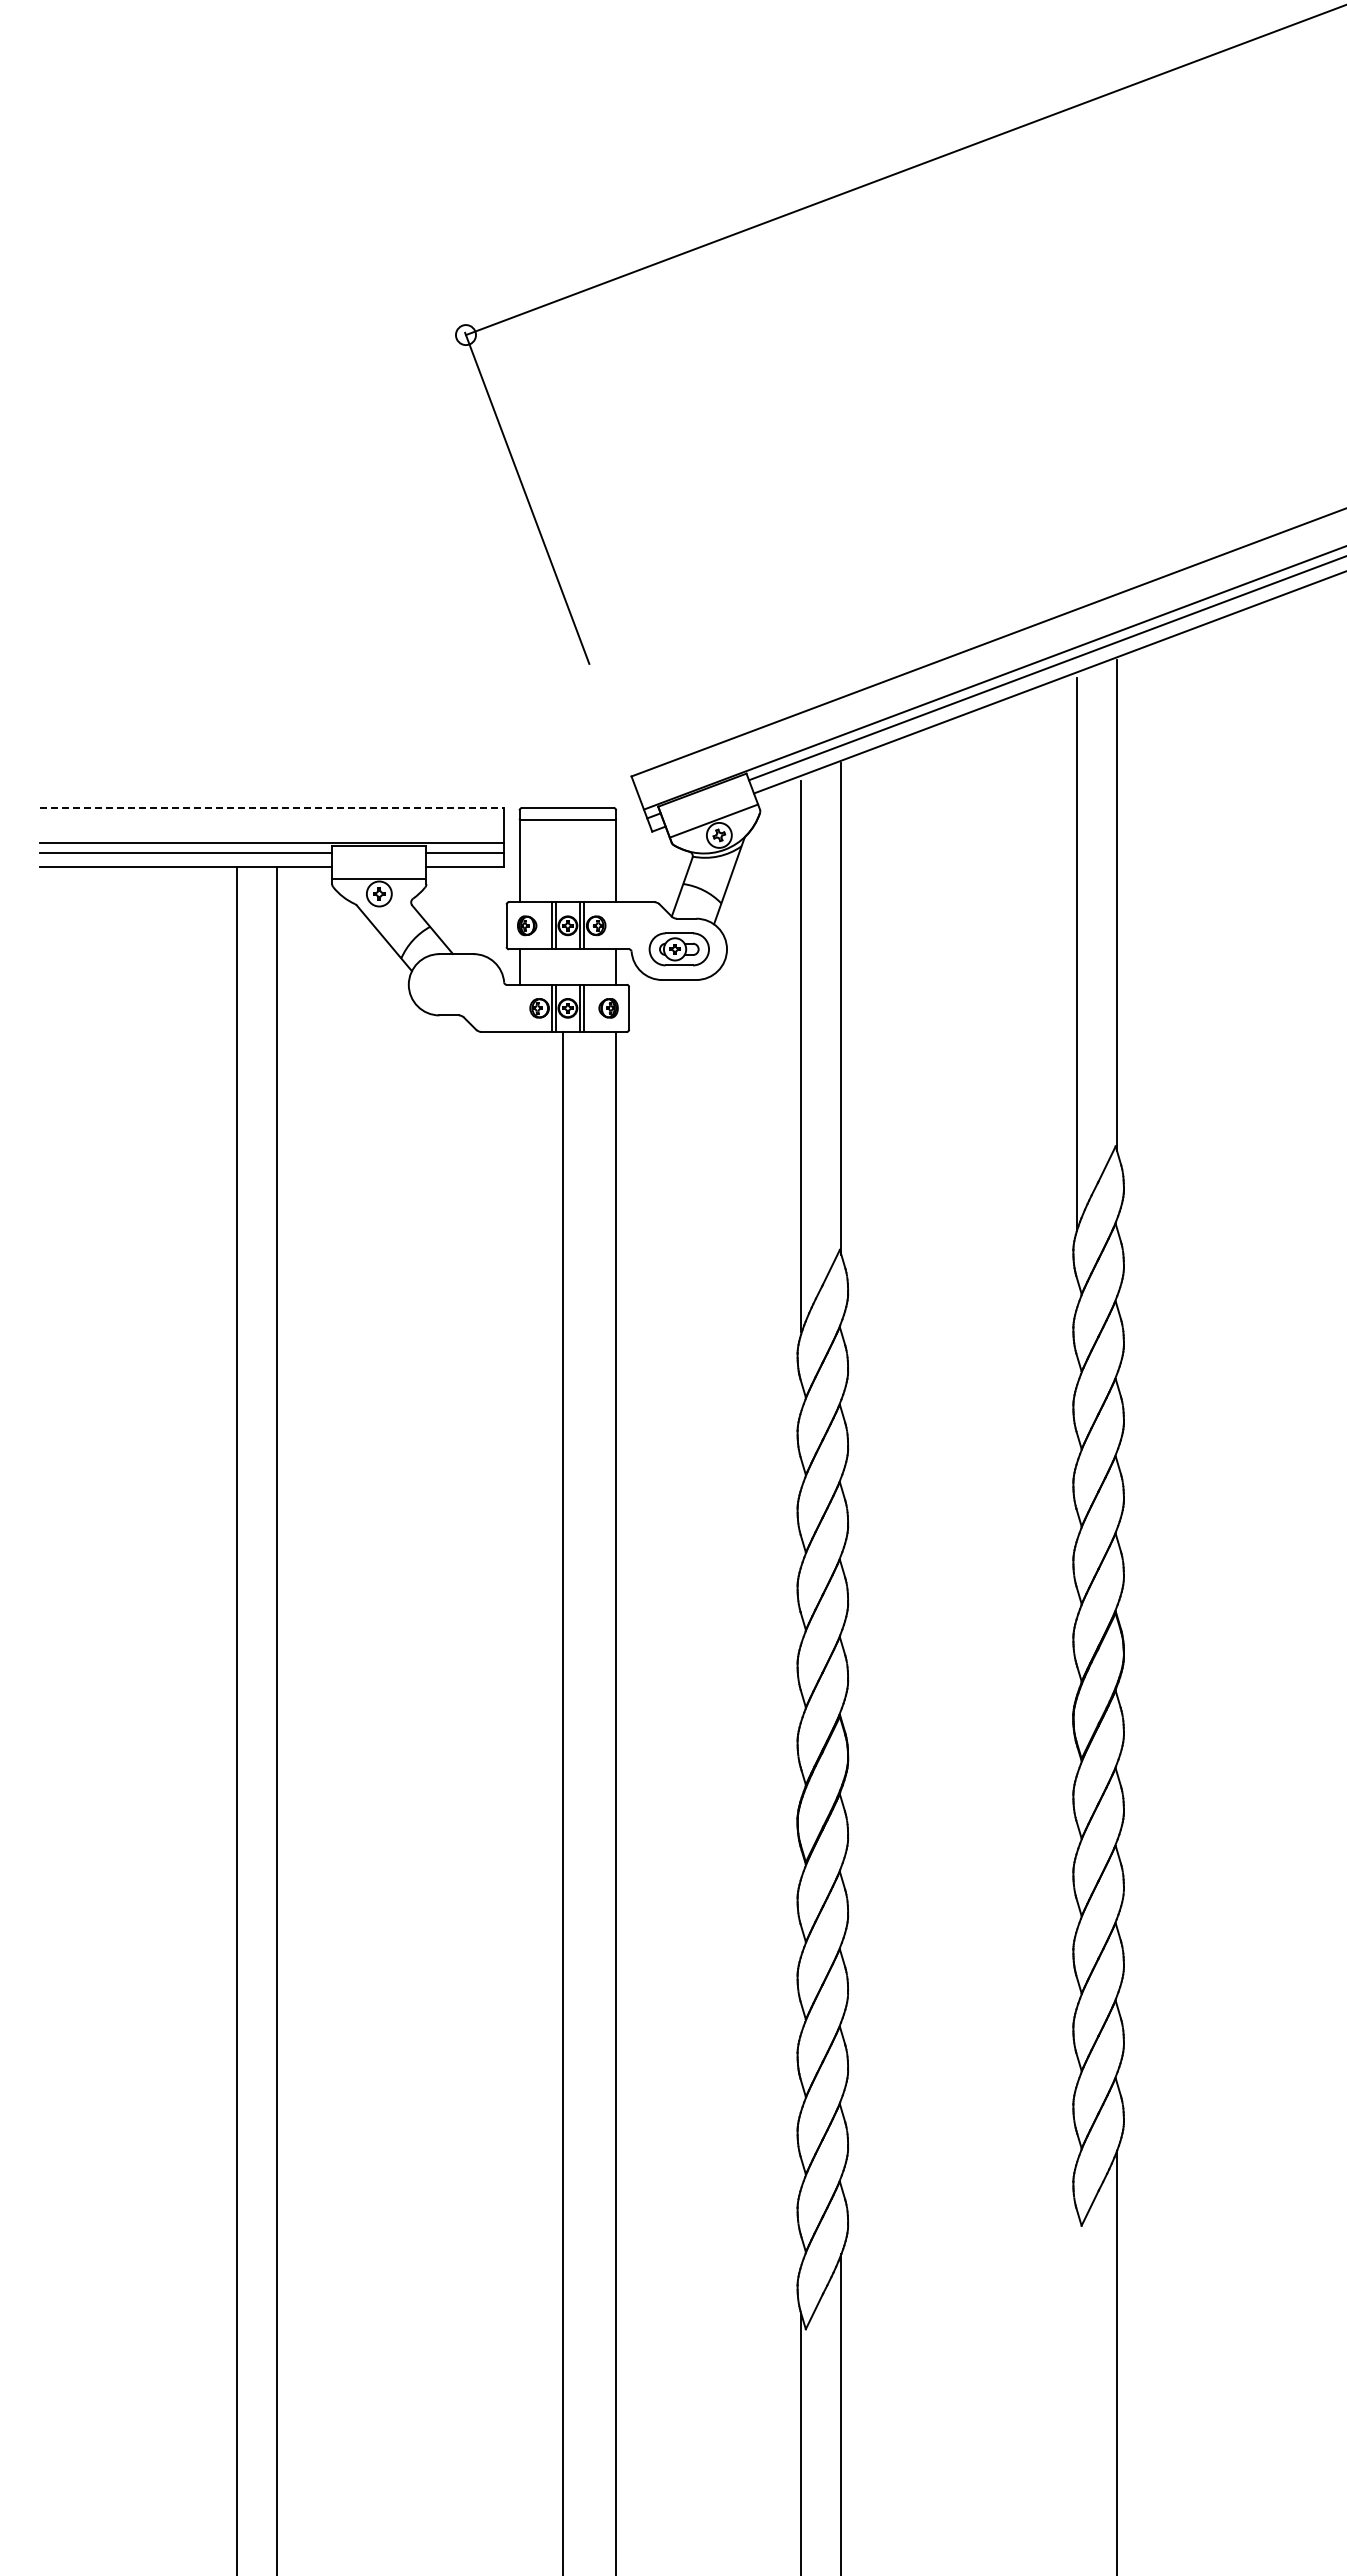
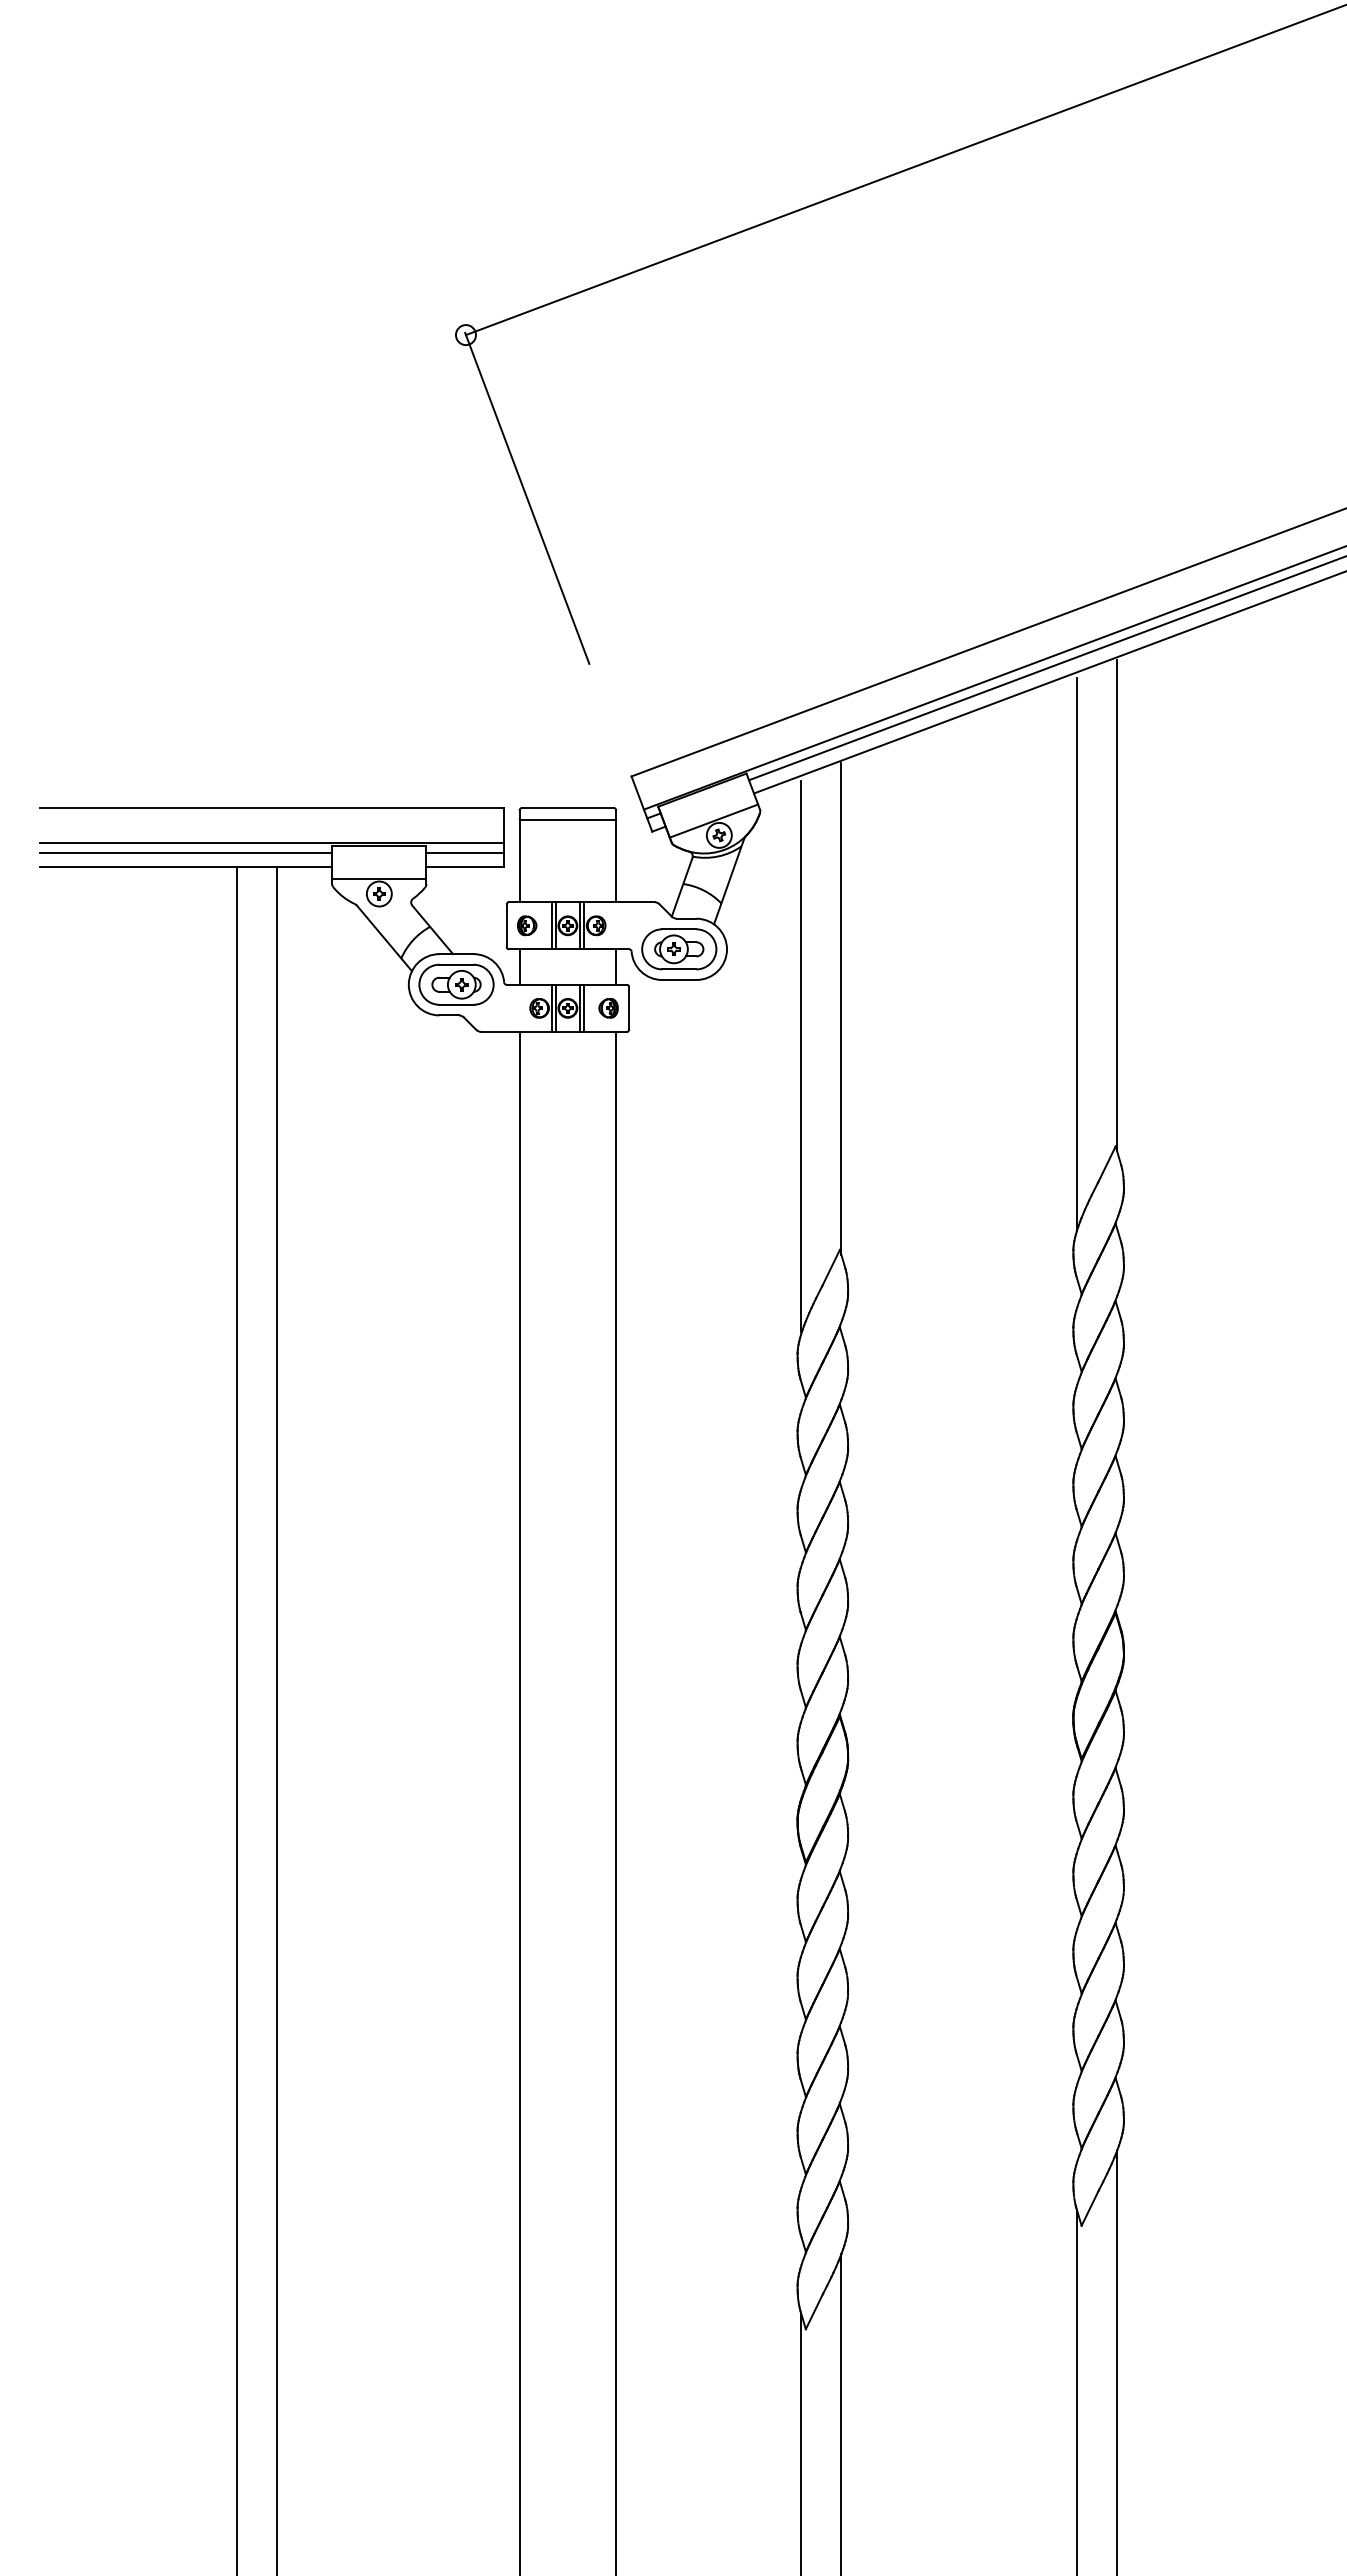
line: dashed -> solid (272, 807)
part size: 62x35 px -> 77x43 px (679, 949)
part: none -> present (456, 984)
line position: (563, 1801) -> (520, 1801) (520, 1801)
line: none -> present (1077, 2391)
